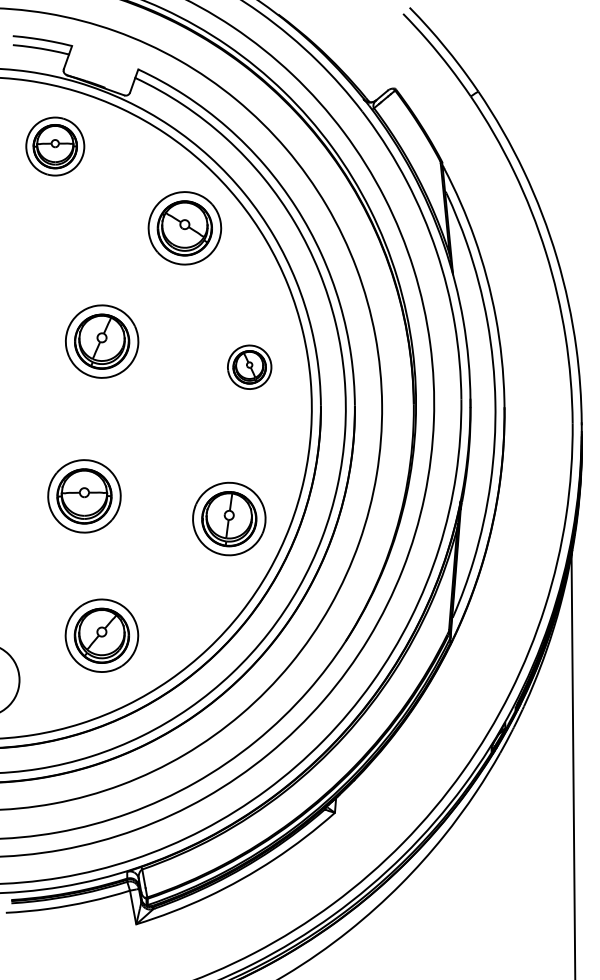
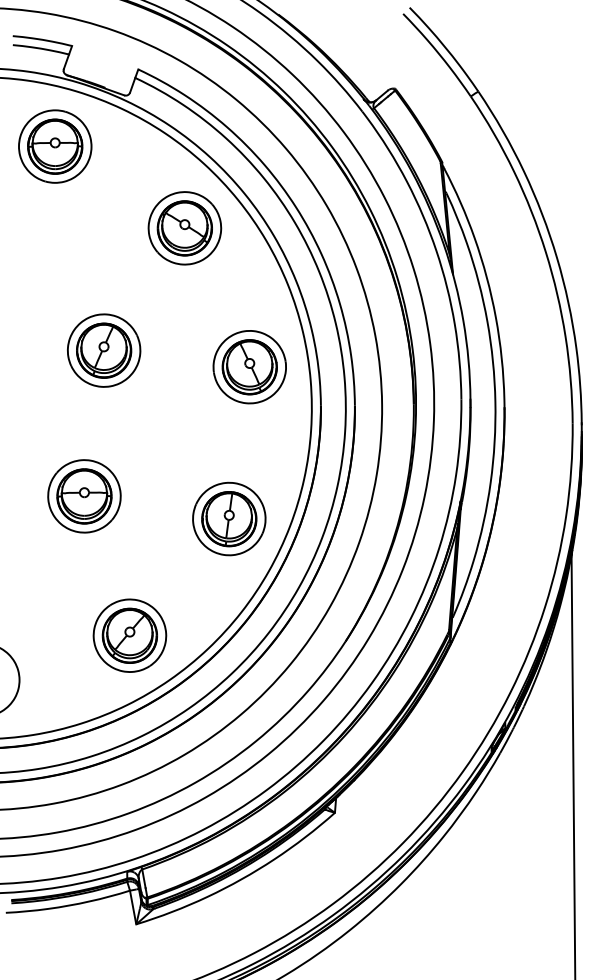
part size: 61x61 px -> 75x75 px (55, 146)
part position: (102, 341) -> (104, 350) (104, 350)
part size: 46x46 px -> 75x75 px (249, 367)
part position: (101, 635) -> (129, 635) (129, 635)
